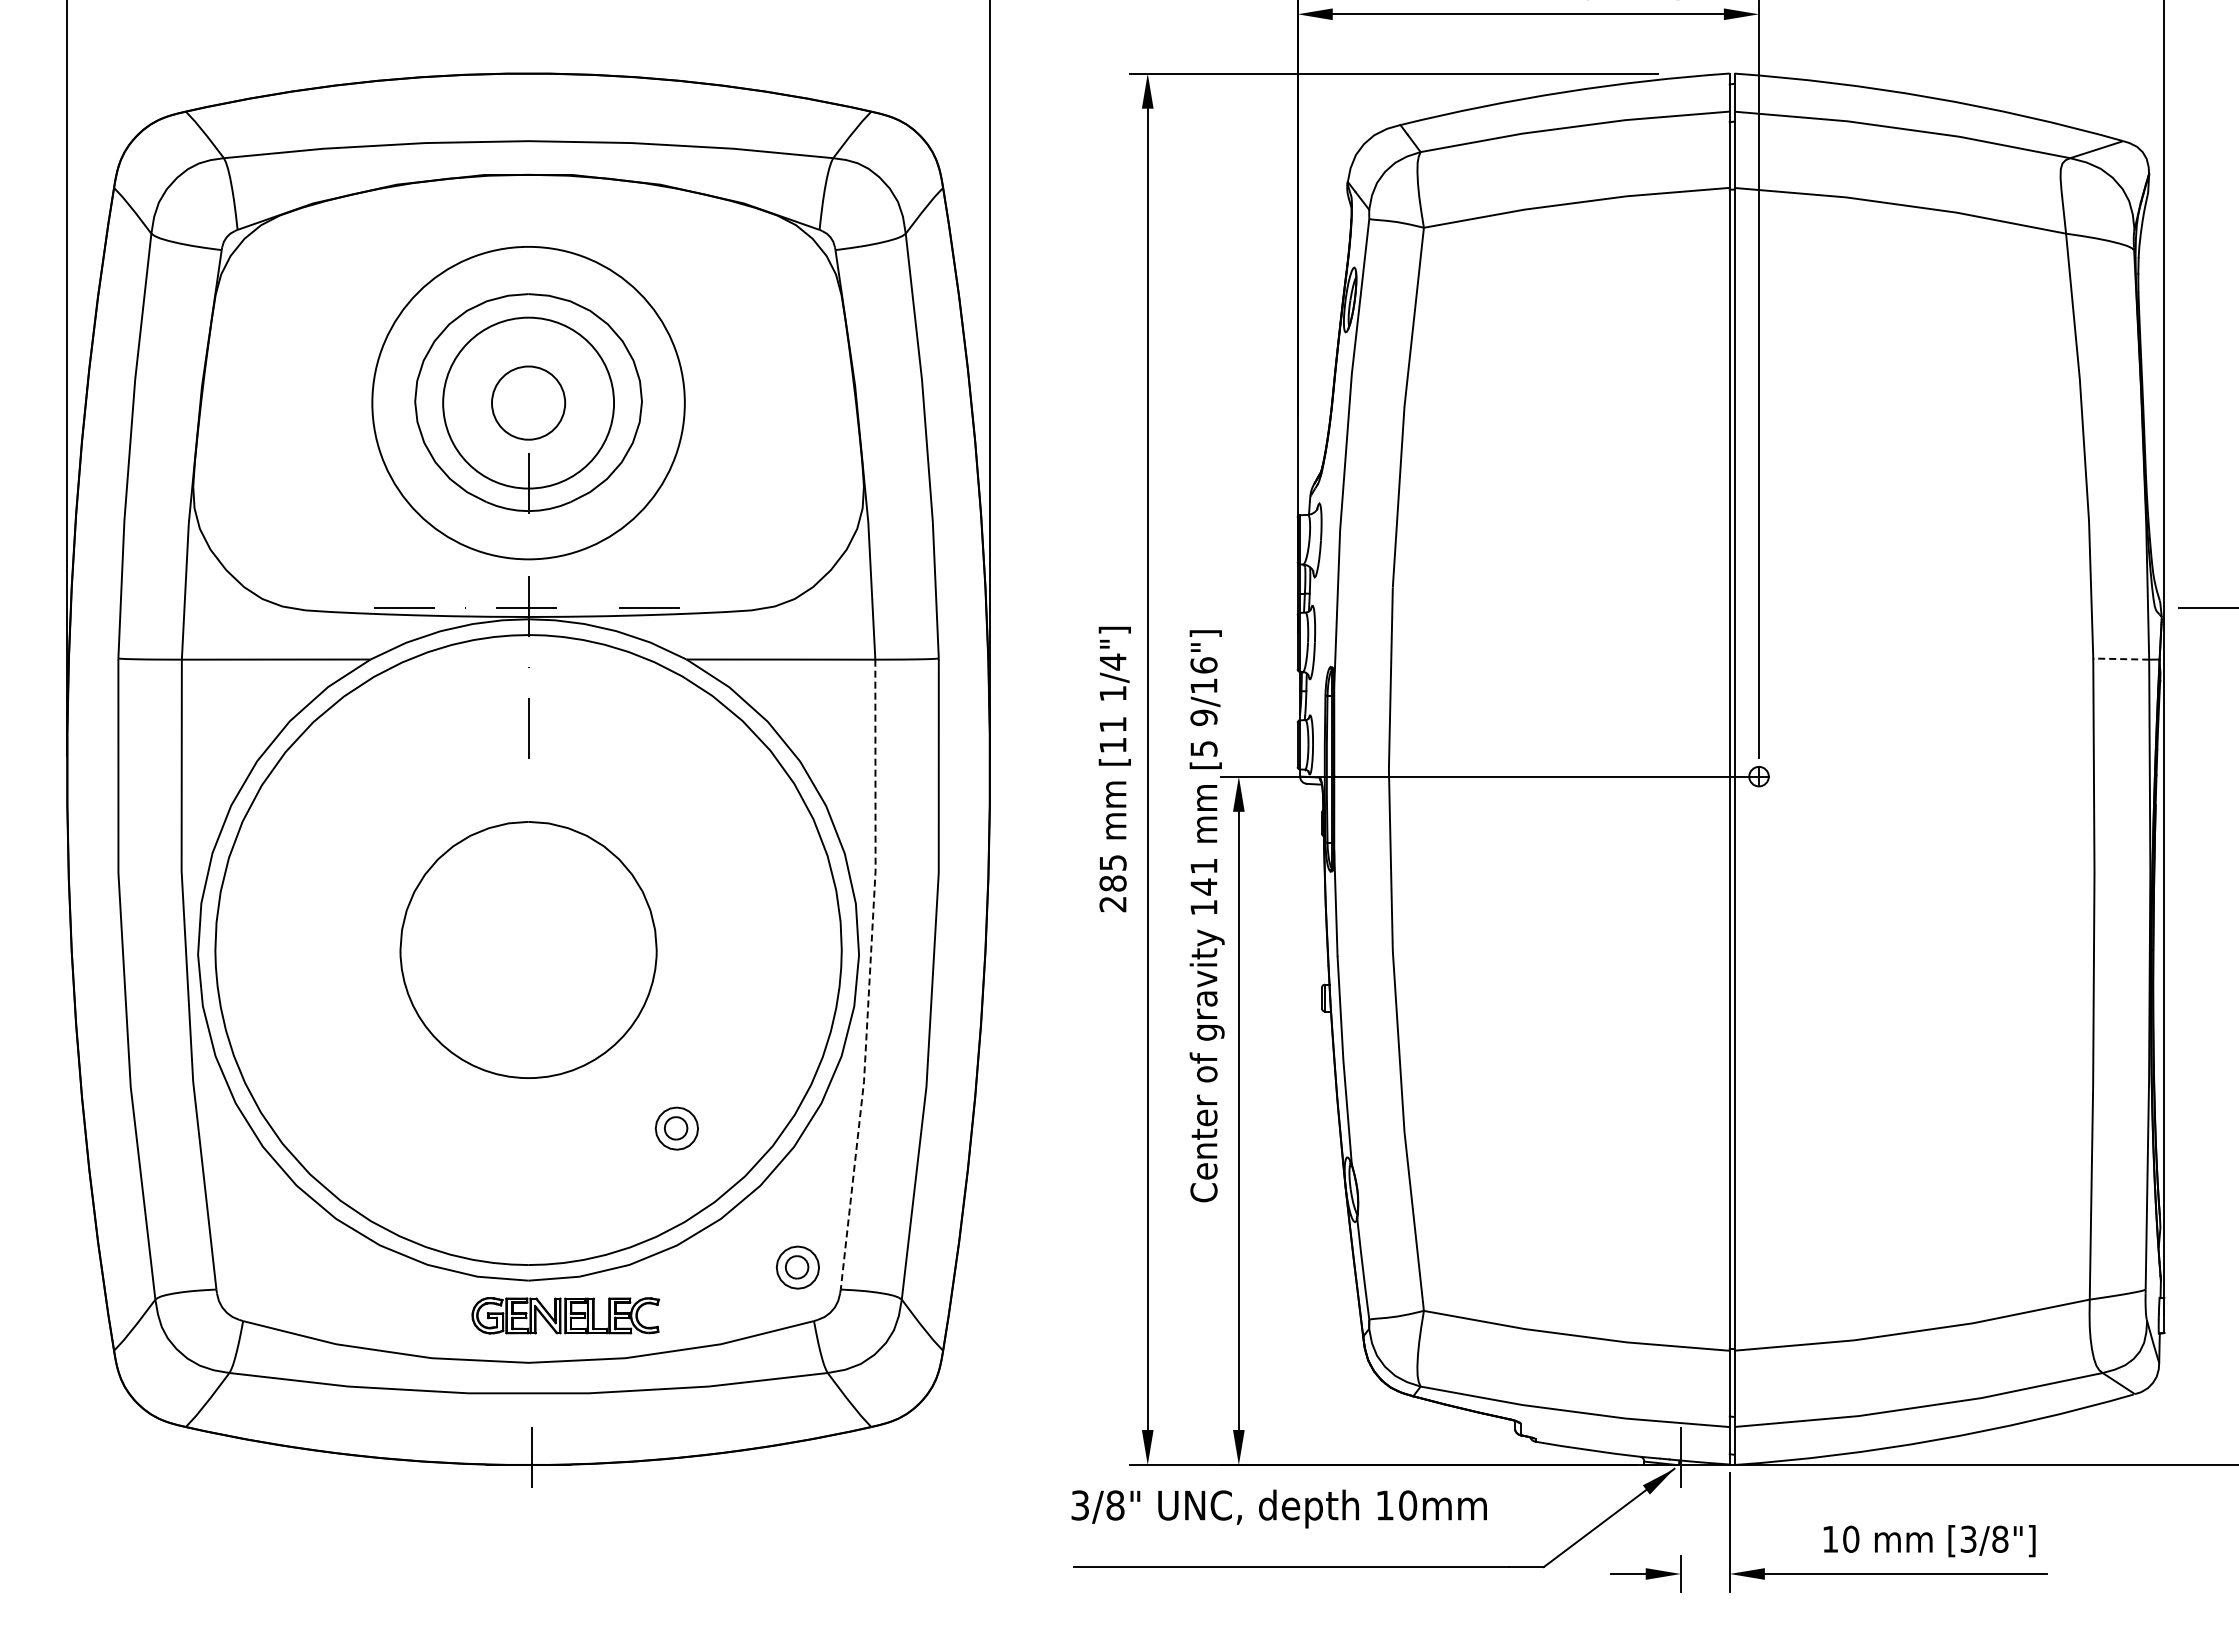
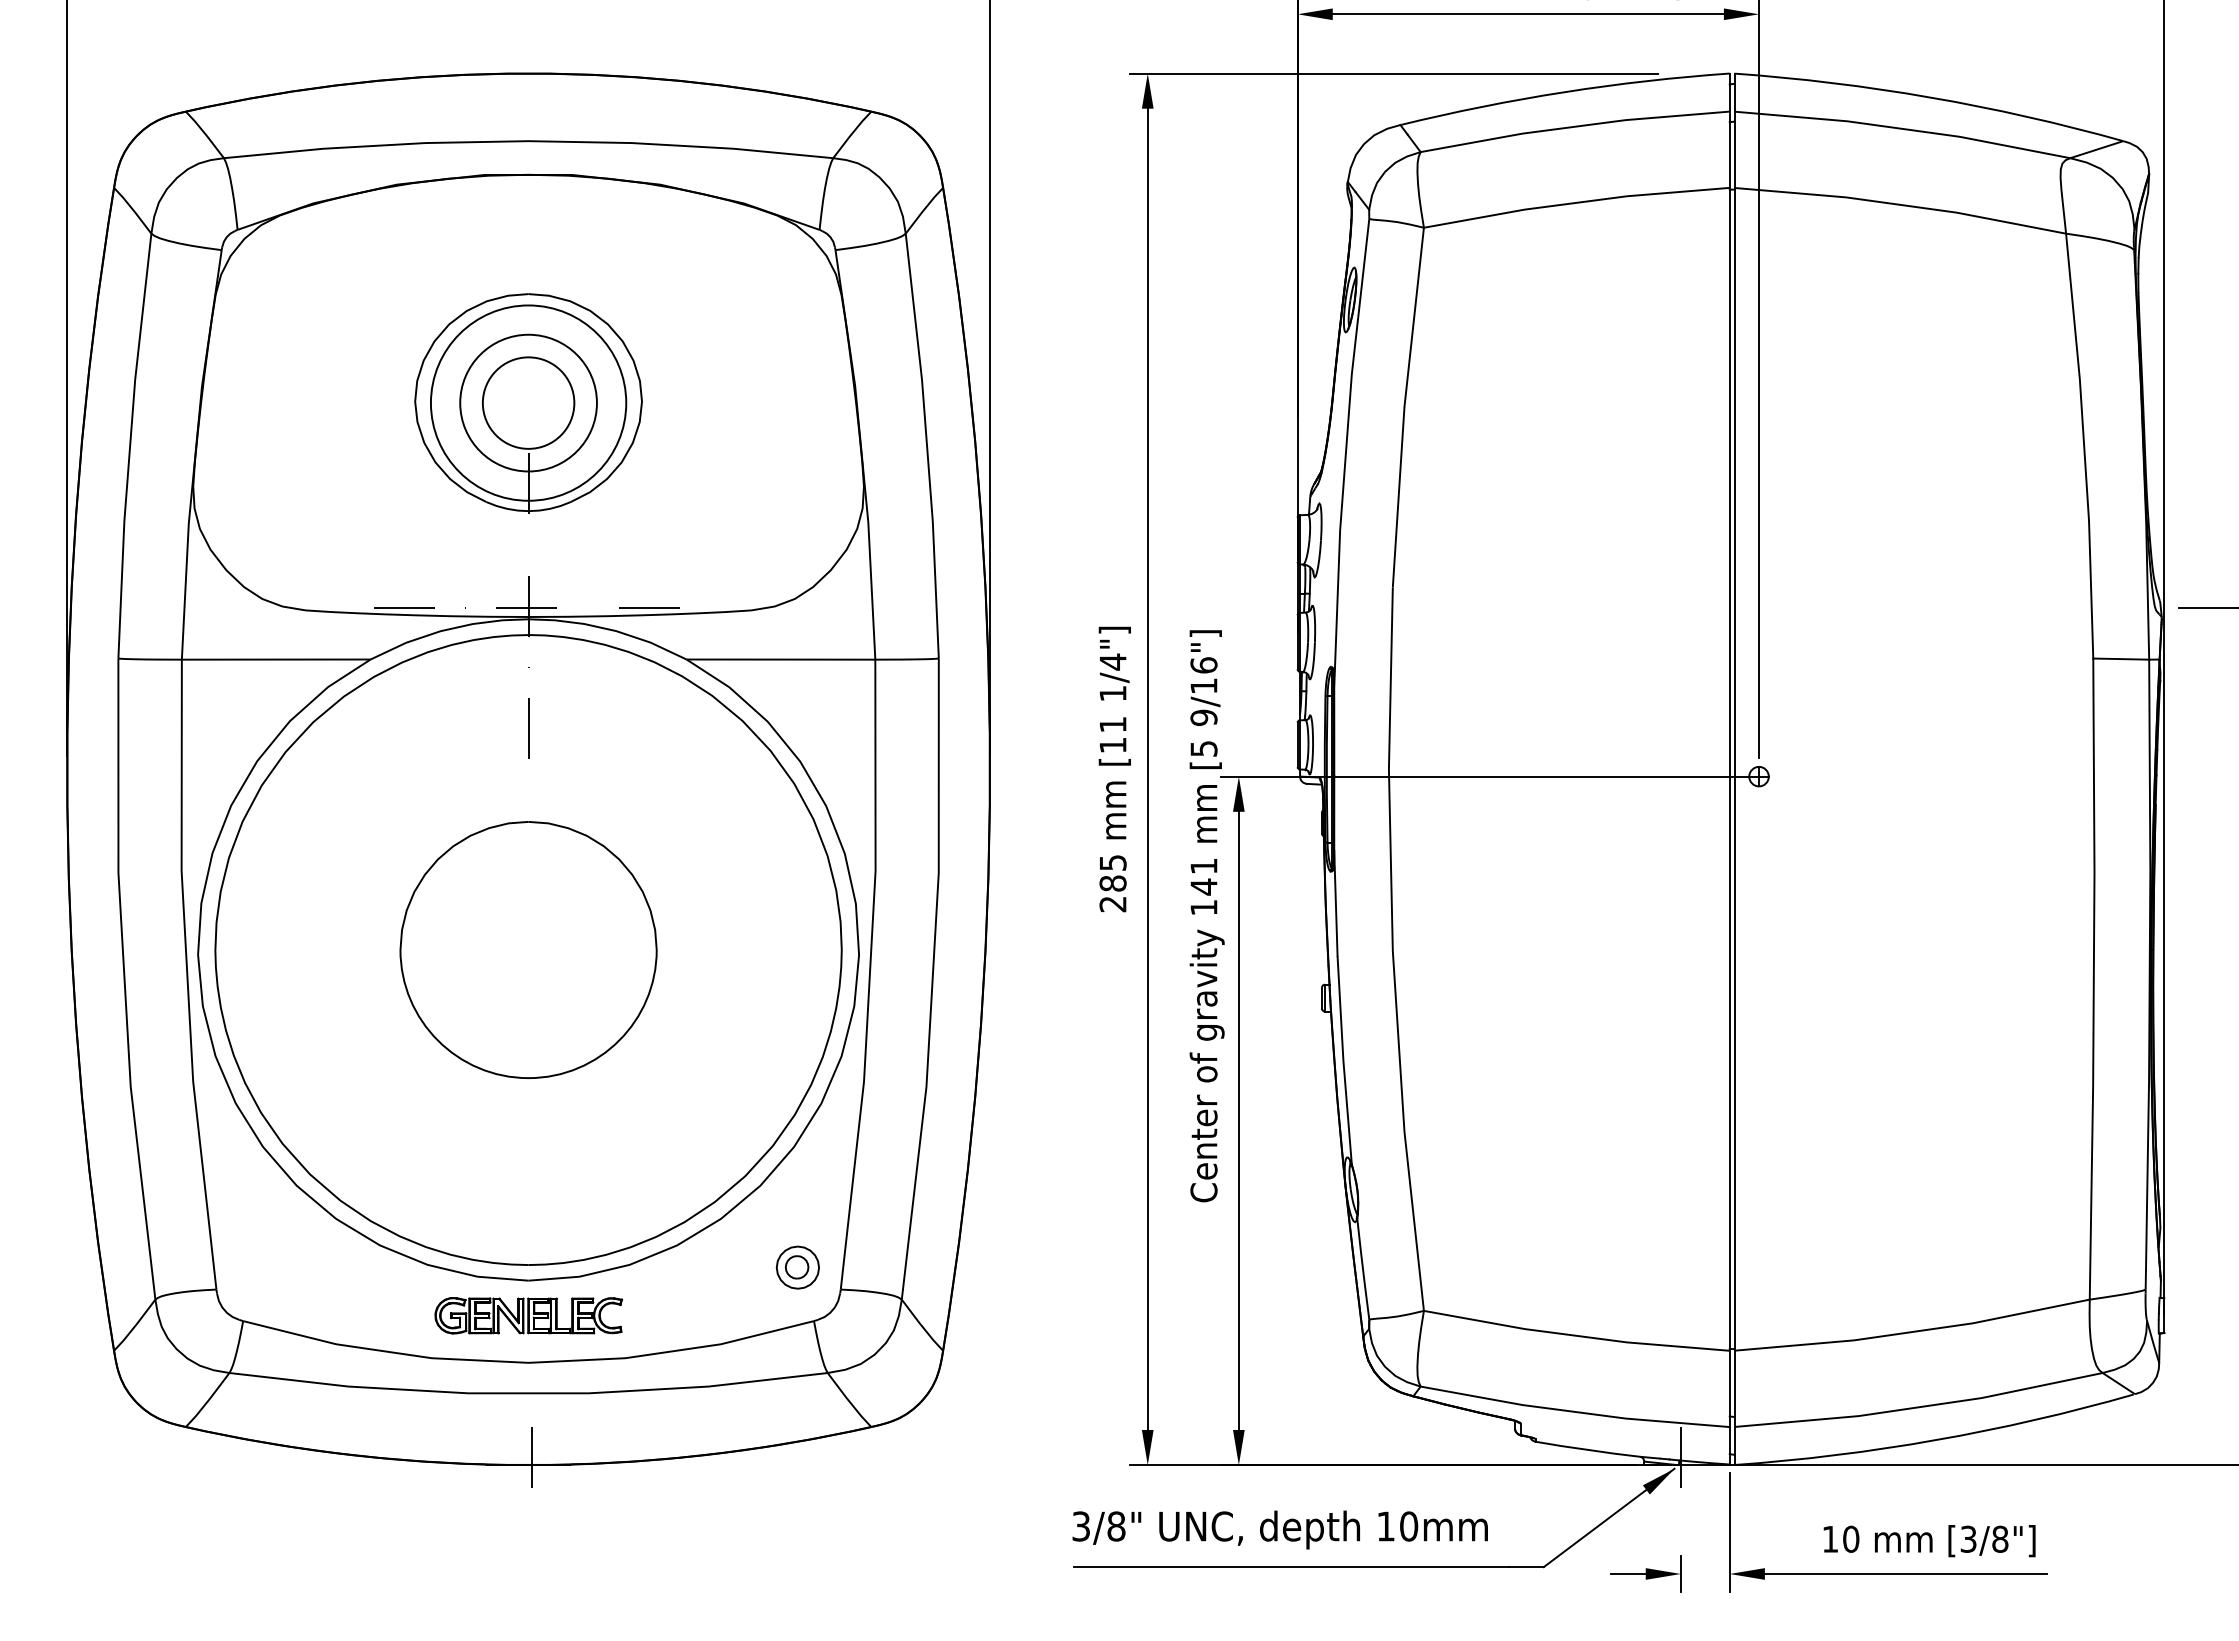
circle diameter: 171 px -> 137 px (528, 402)
circle diameter: 313 px -> 195 px (528, 402)
circle diameter: 73 px -> 92 px (528, 402)
line: dashed -> solid (2121, 659)
line: dashed -> solid (869, 975)
part: present -> none (676, 1128)
part position: (565, 1315) -> (528, 1315) (528, 1315)
text position: (1278, 1508) -> (1279, 1529) (1279, 1529)
